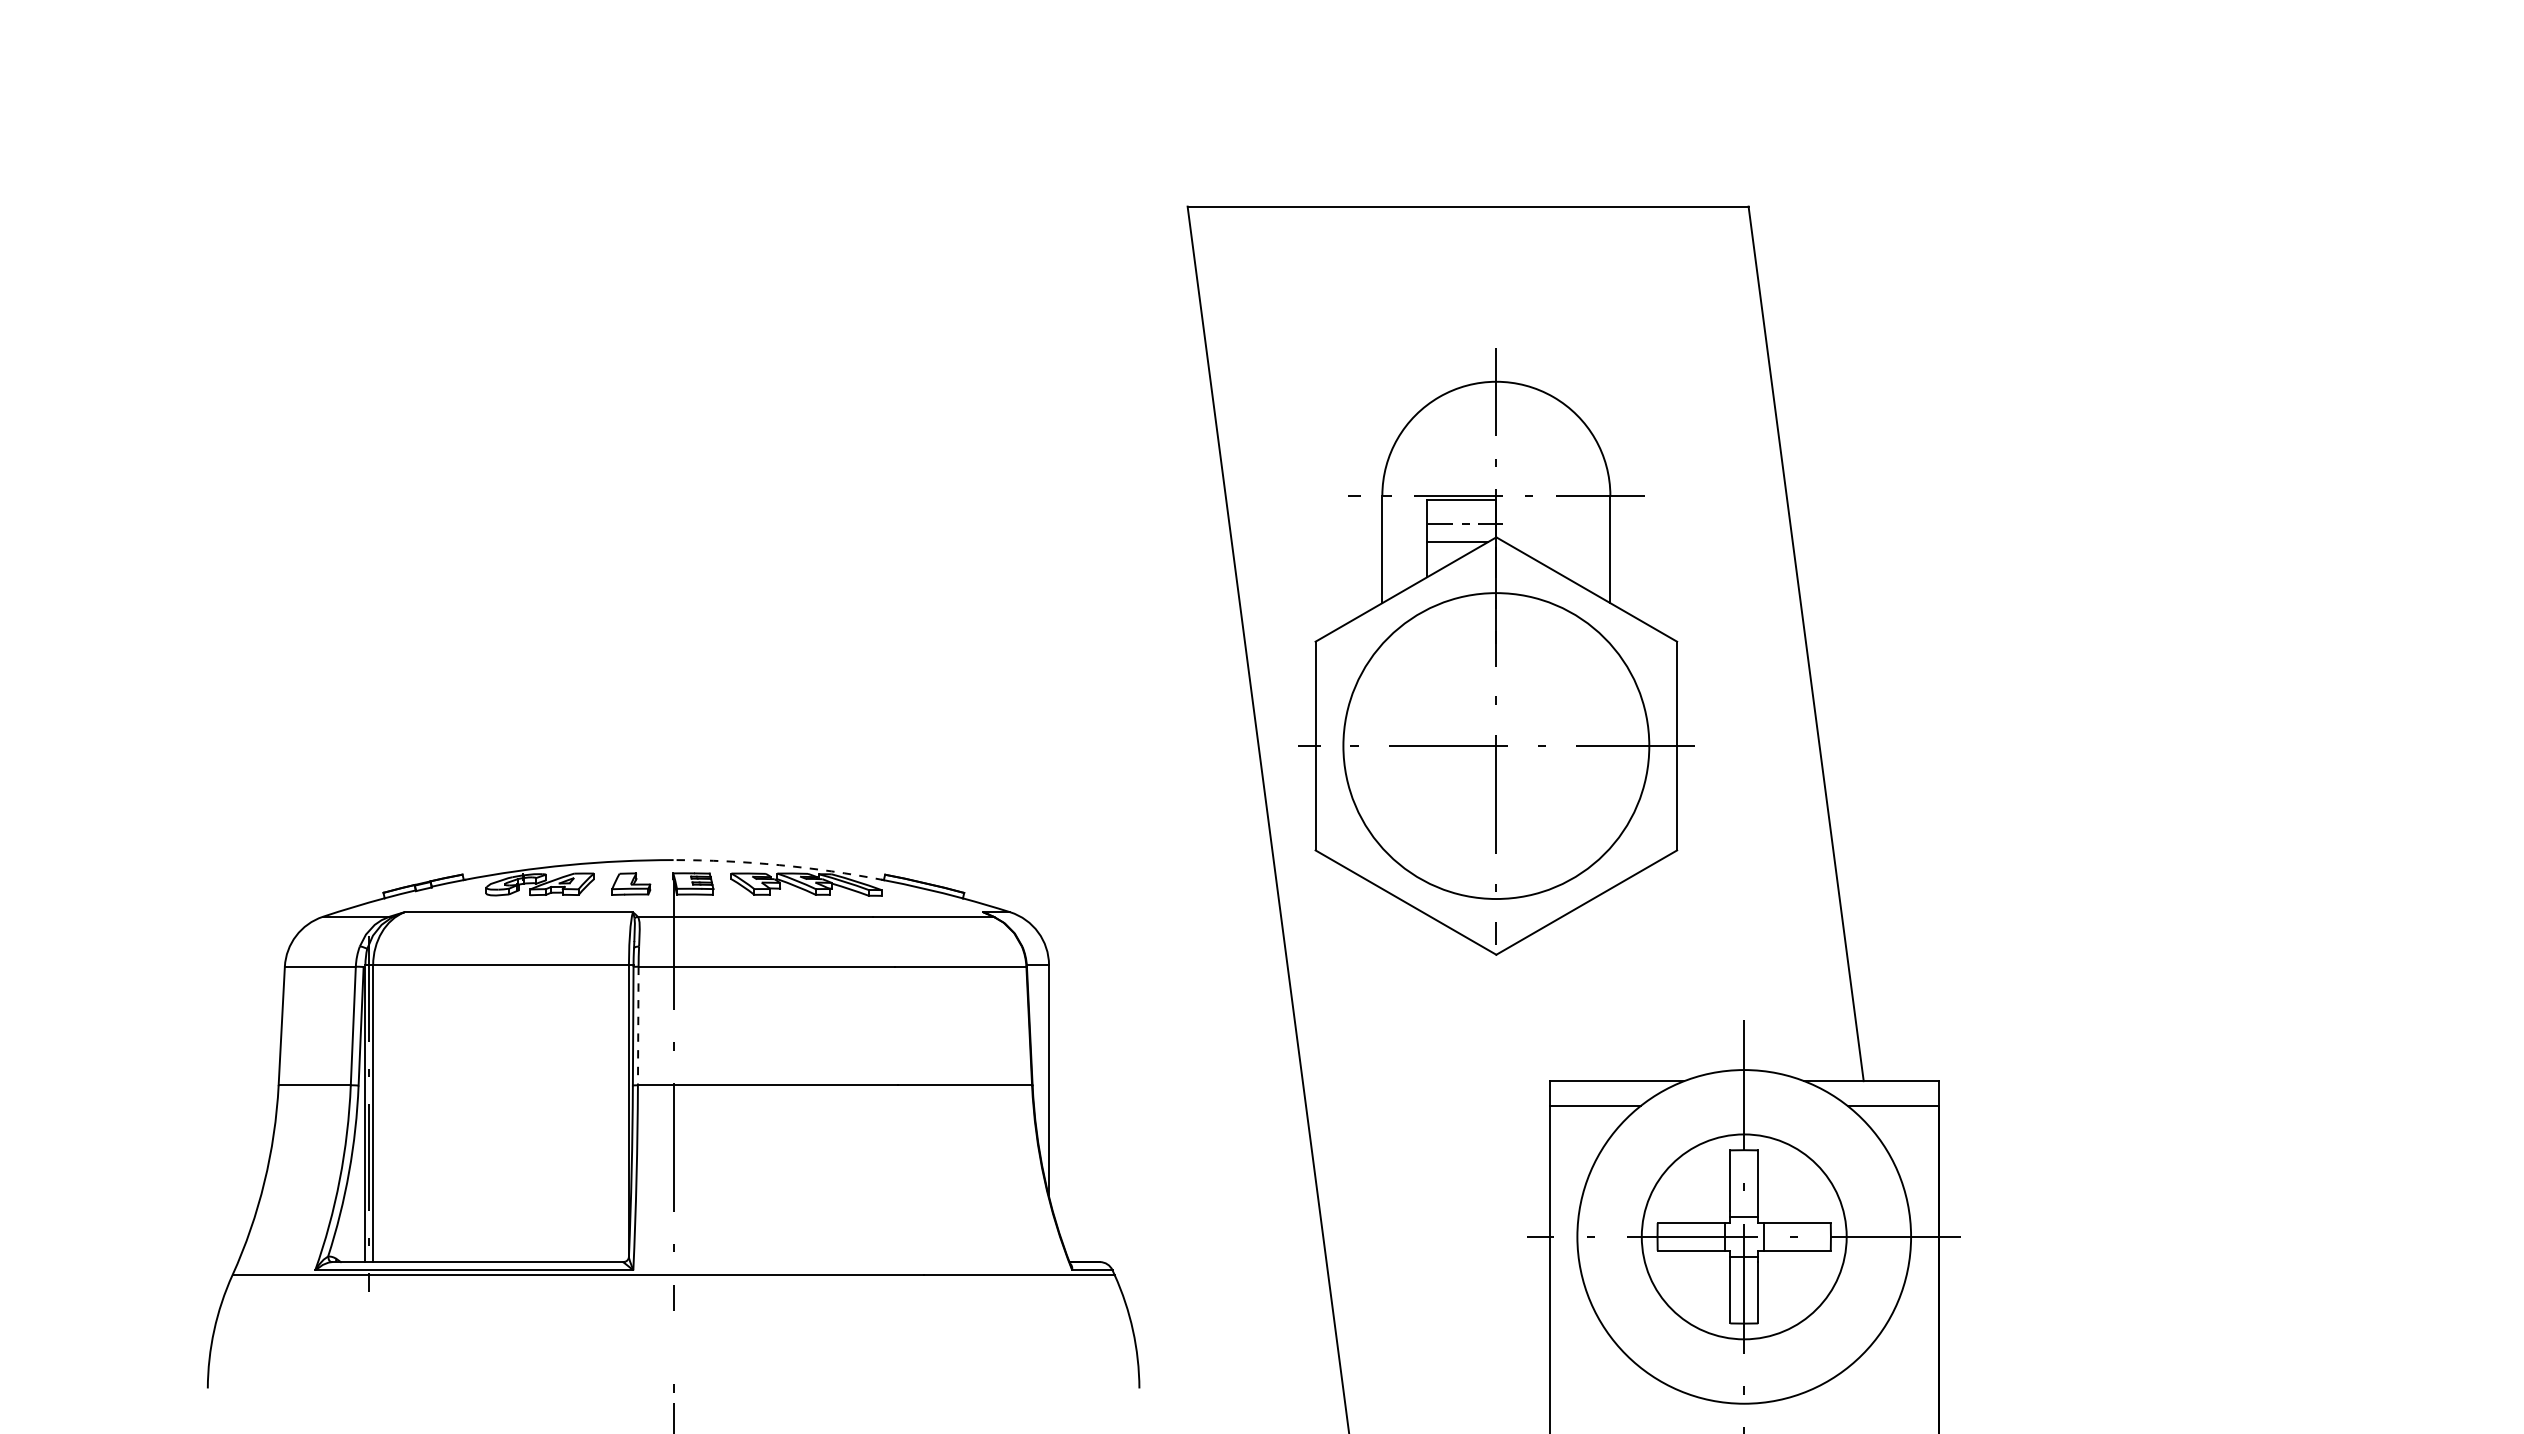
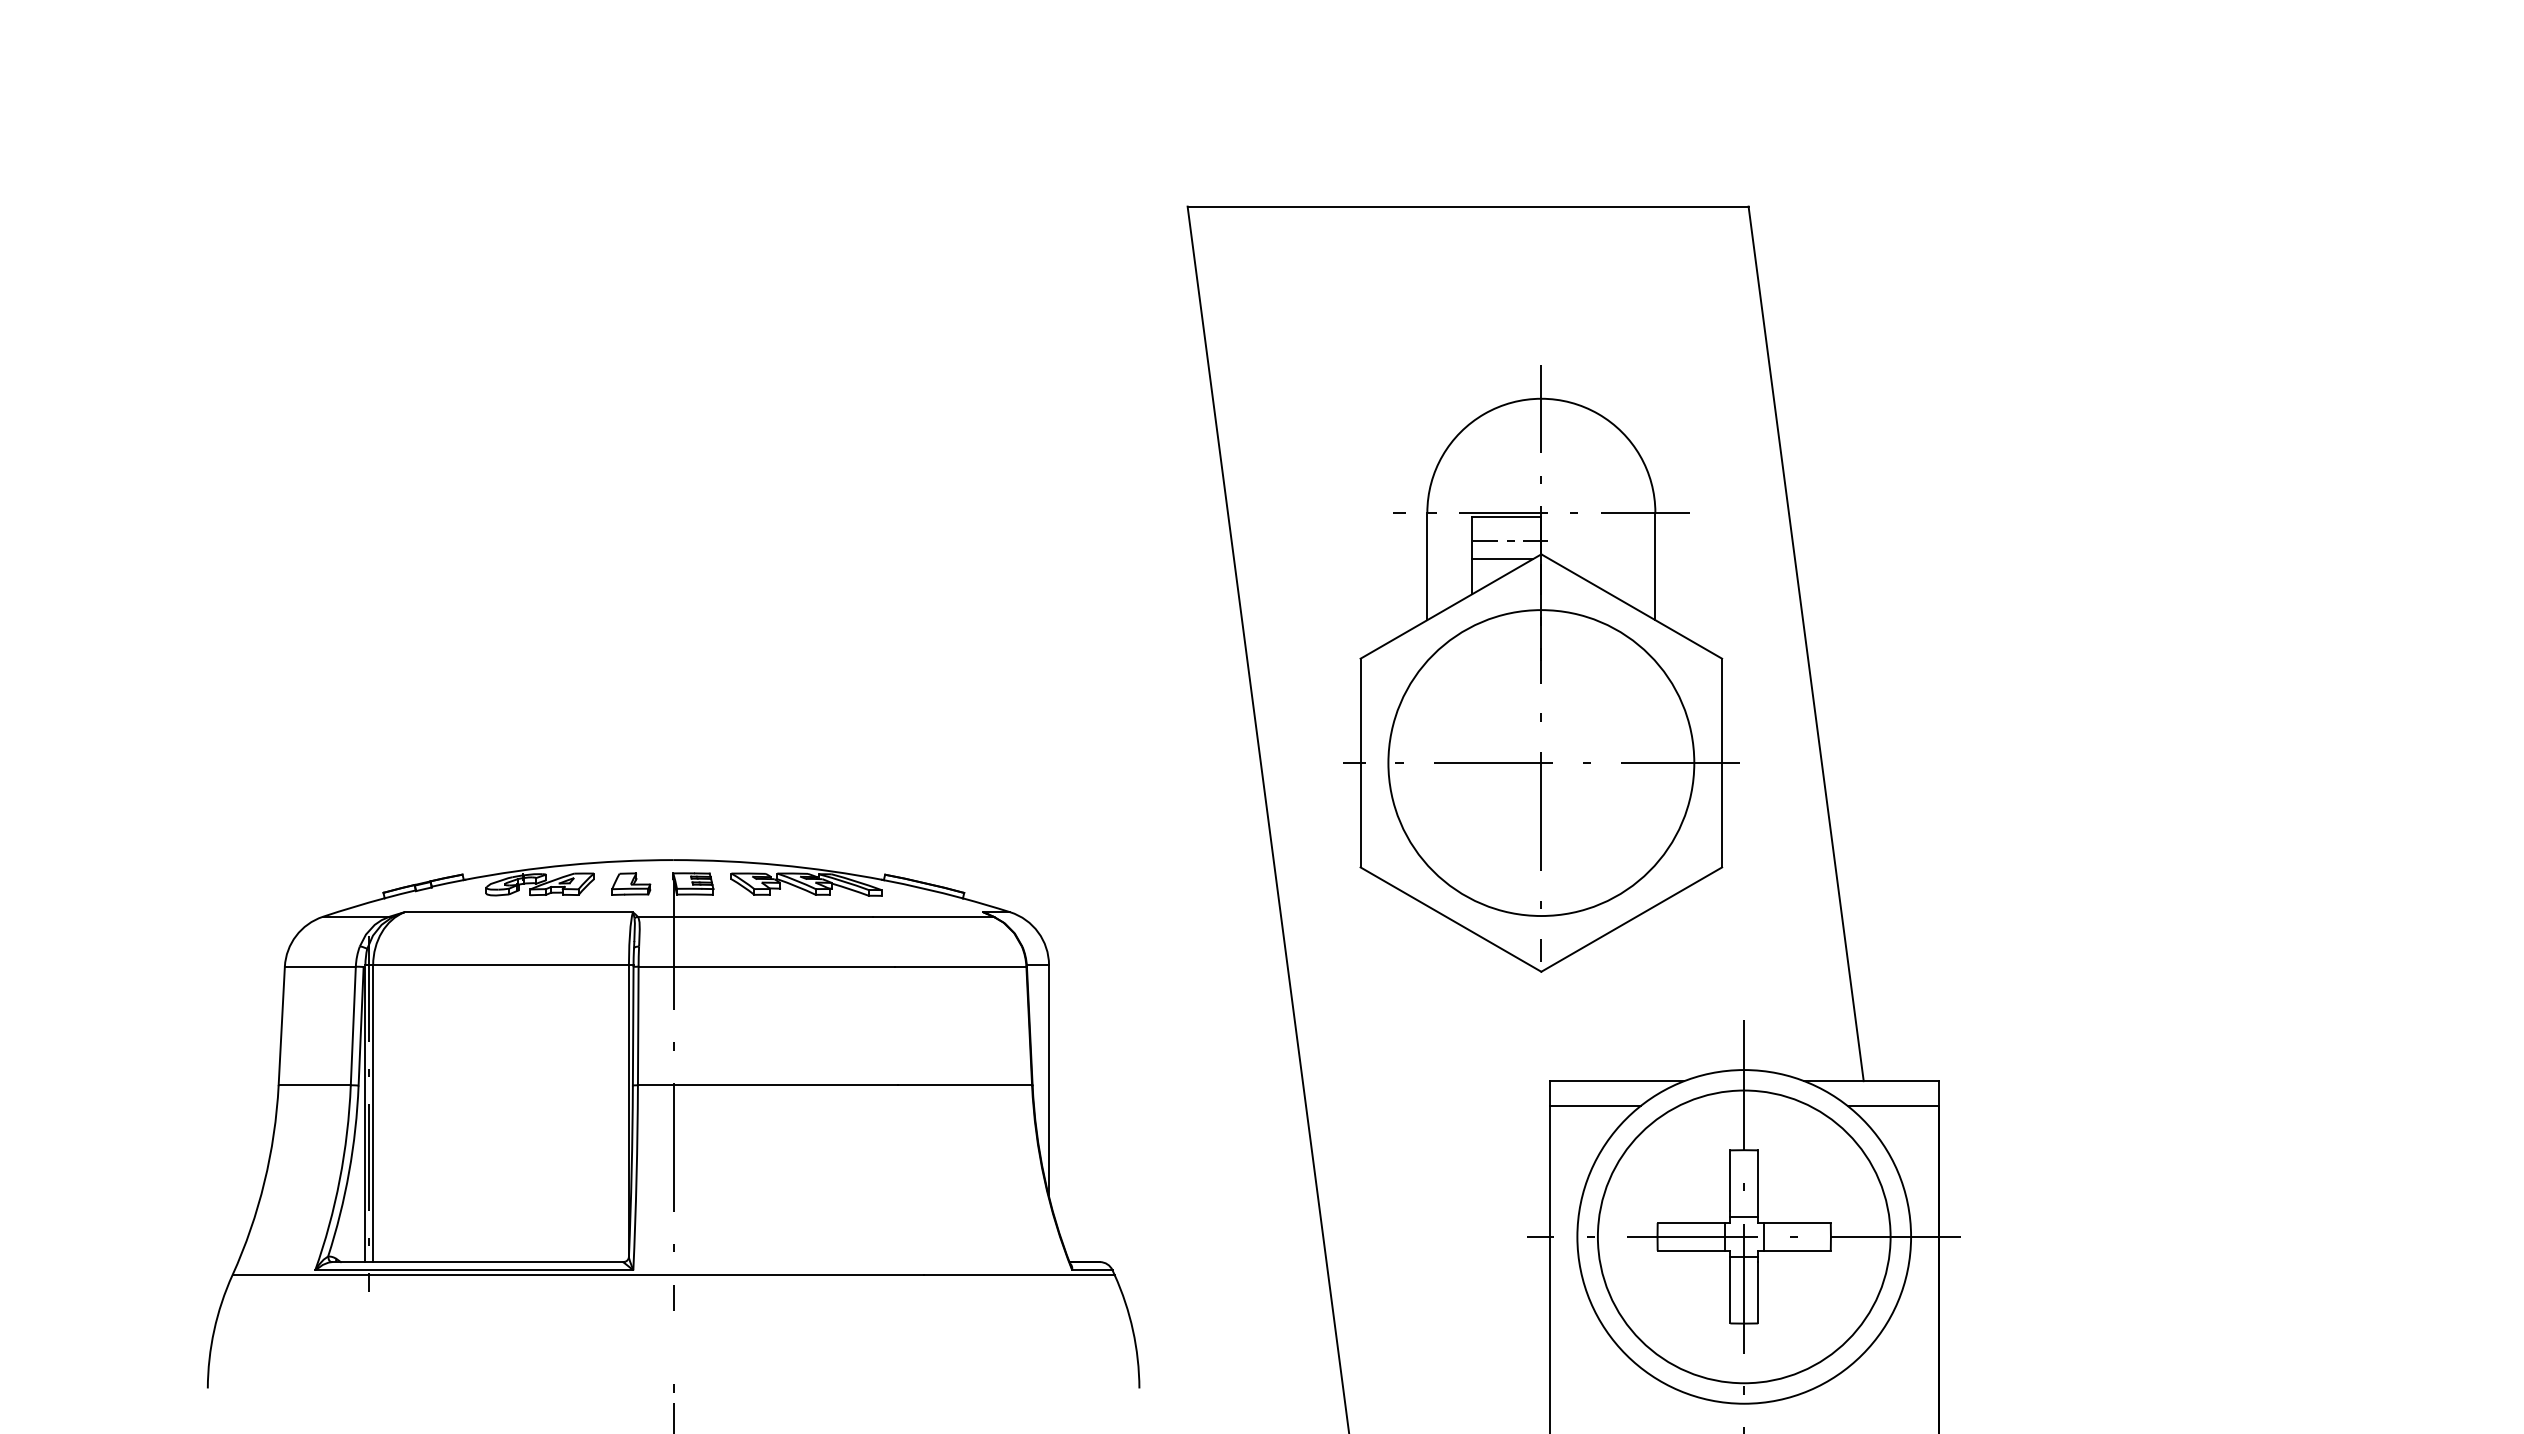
part position: (1496, 651) -> (1541, 668) (1541, 668)
arc: dashed -> solid (779, 865)
line: dashed -> solid (638, 1026)
circle diameter: 205 px -> 293 px (1743, 1236)
